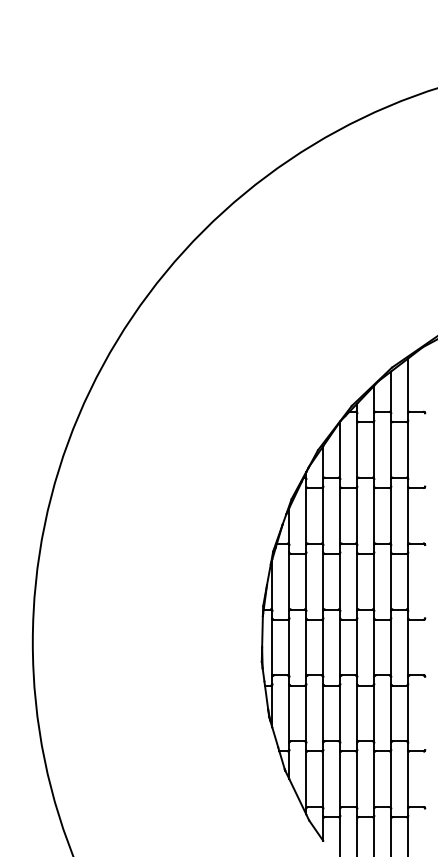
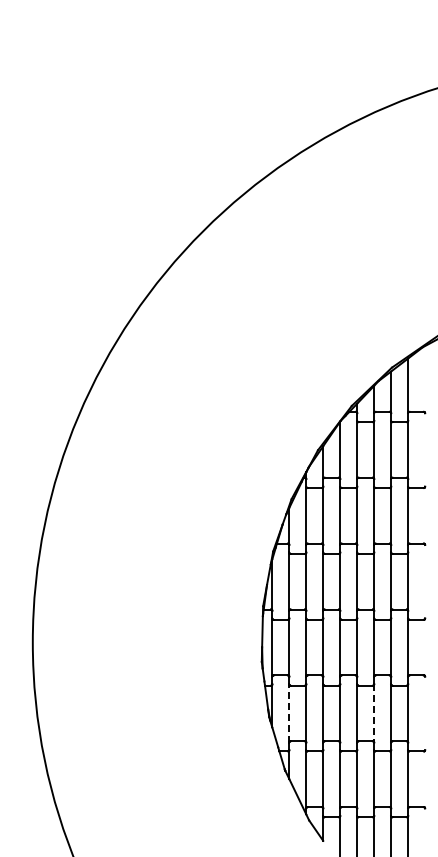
line: solid -> dashed (289, 712)
line: solid -> dashed (374, 713)
